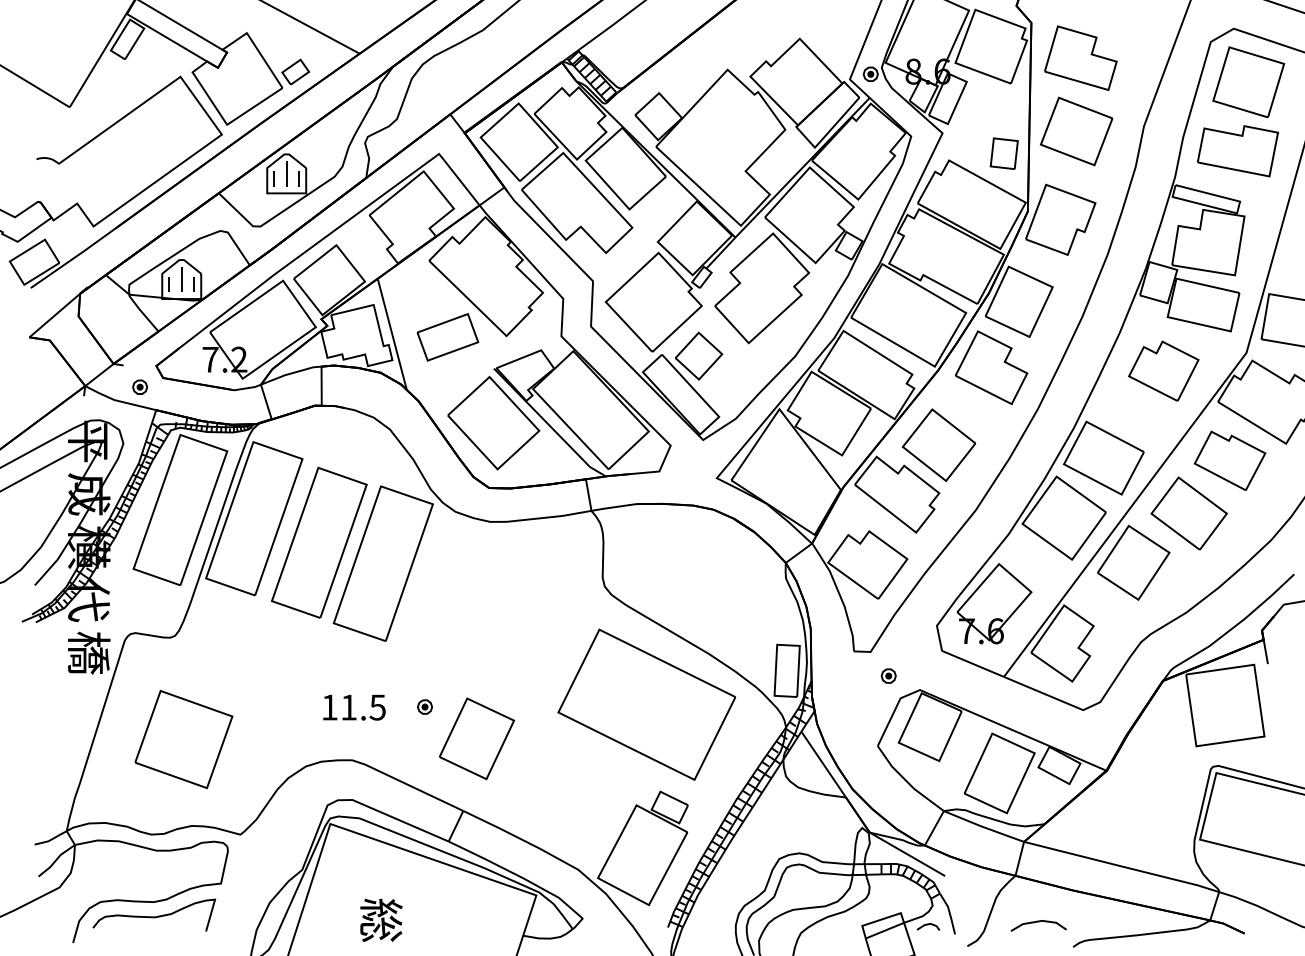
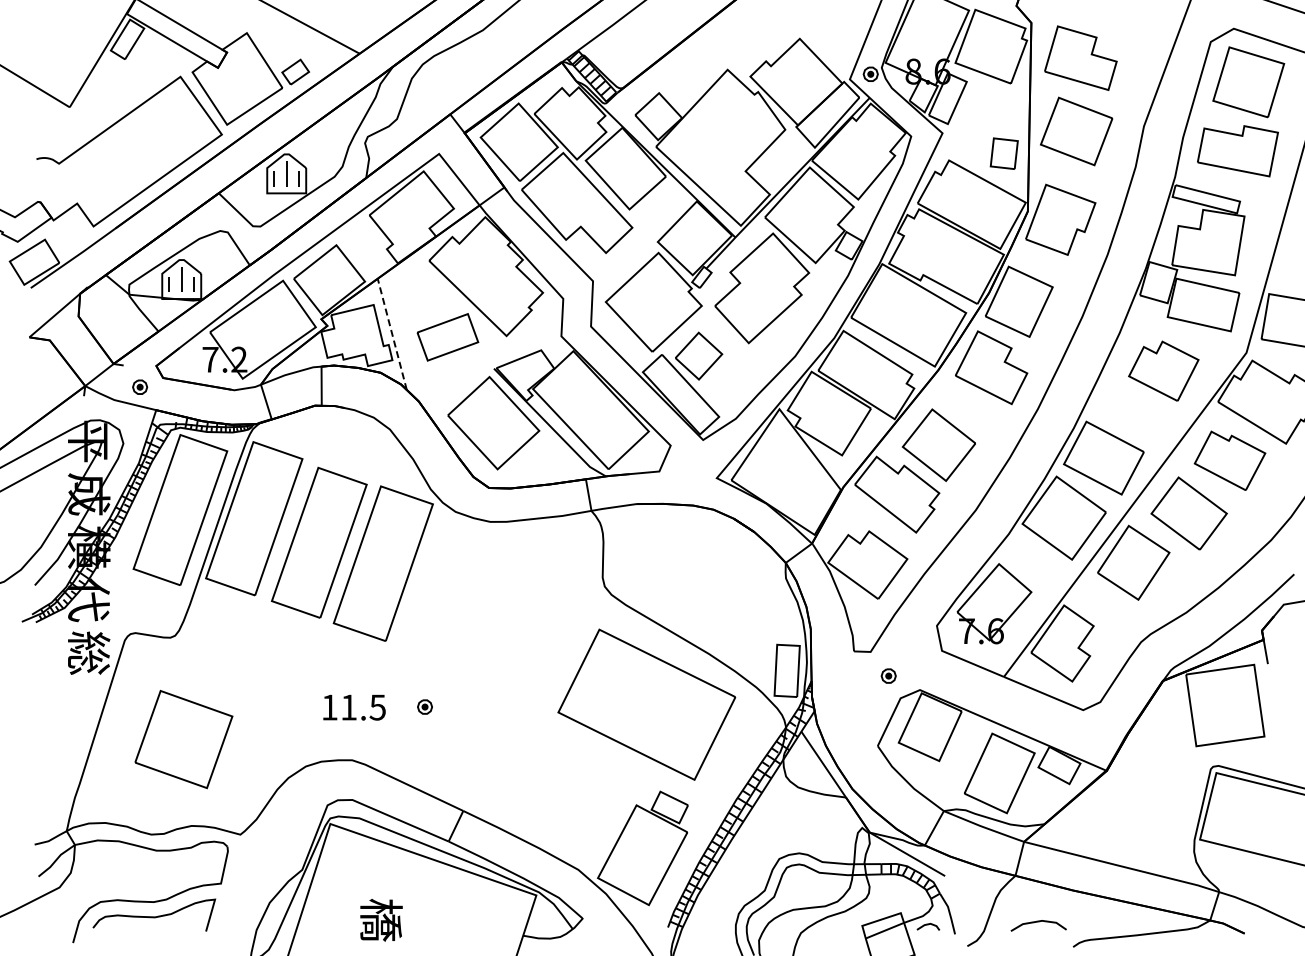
line: solid -> dashed (392, 333)
text: 橋 -> 総 (89, 652)
part: present -> none (477, 738)
text: 総 -> 橋 (381, 919)
